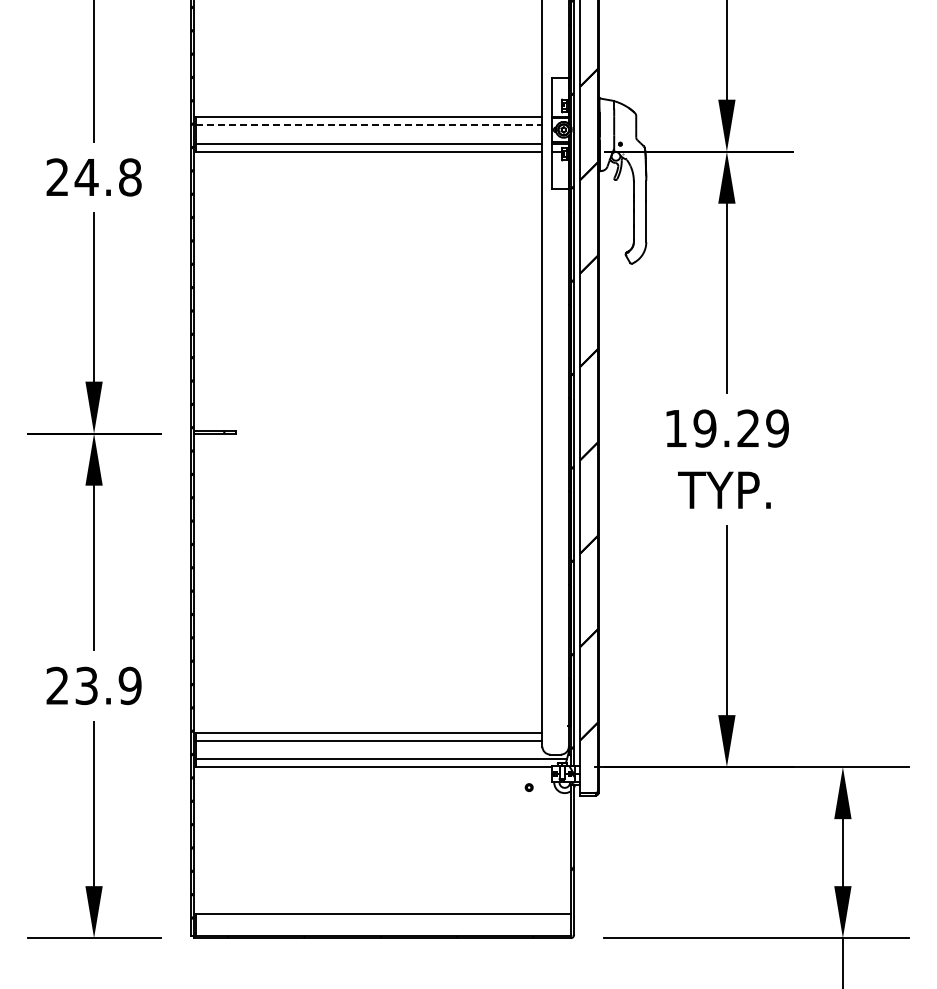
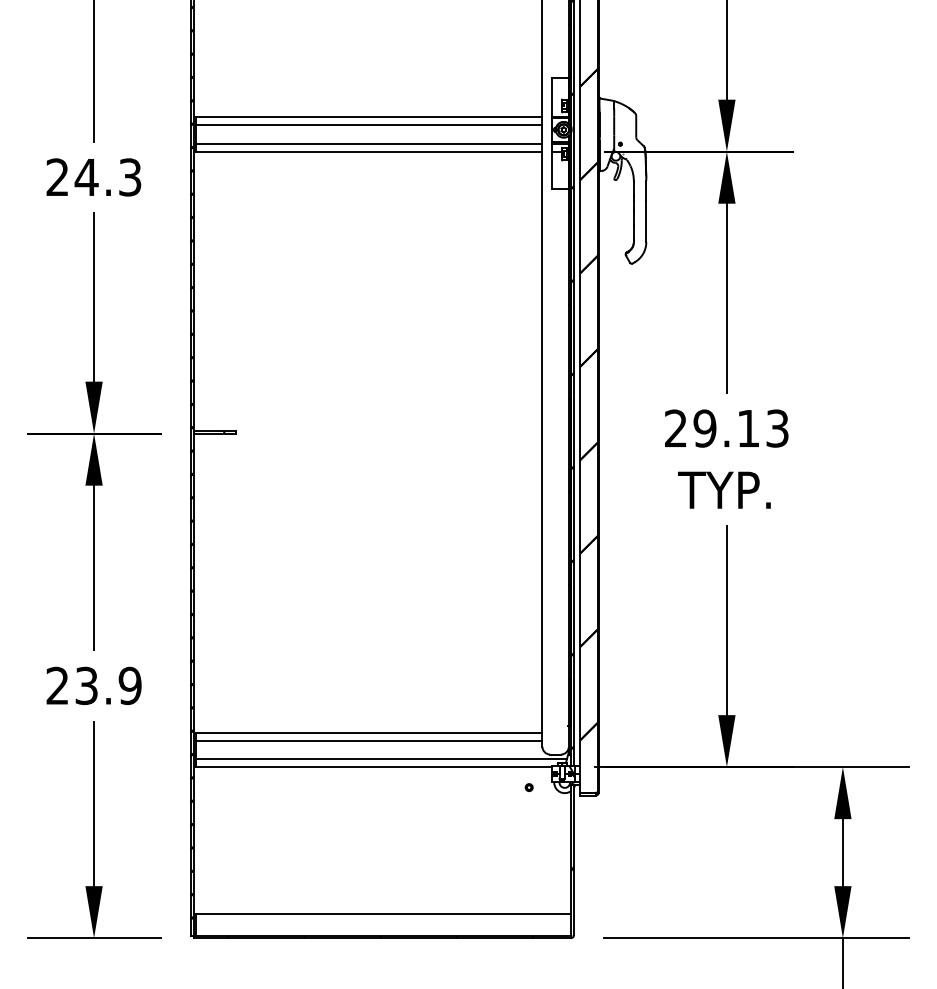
line: dashed -> solid (369, 125)
text: 24.8 -> 24.3 (130, 177)
text: 19.29 -> 29.13 (726, 428)
